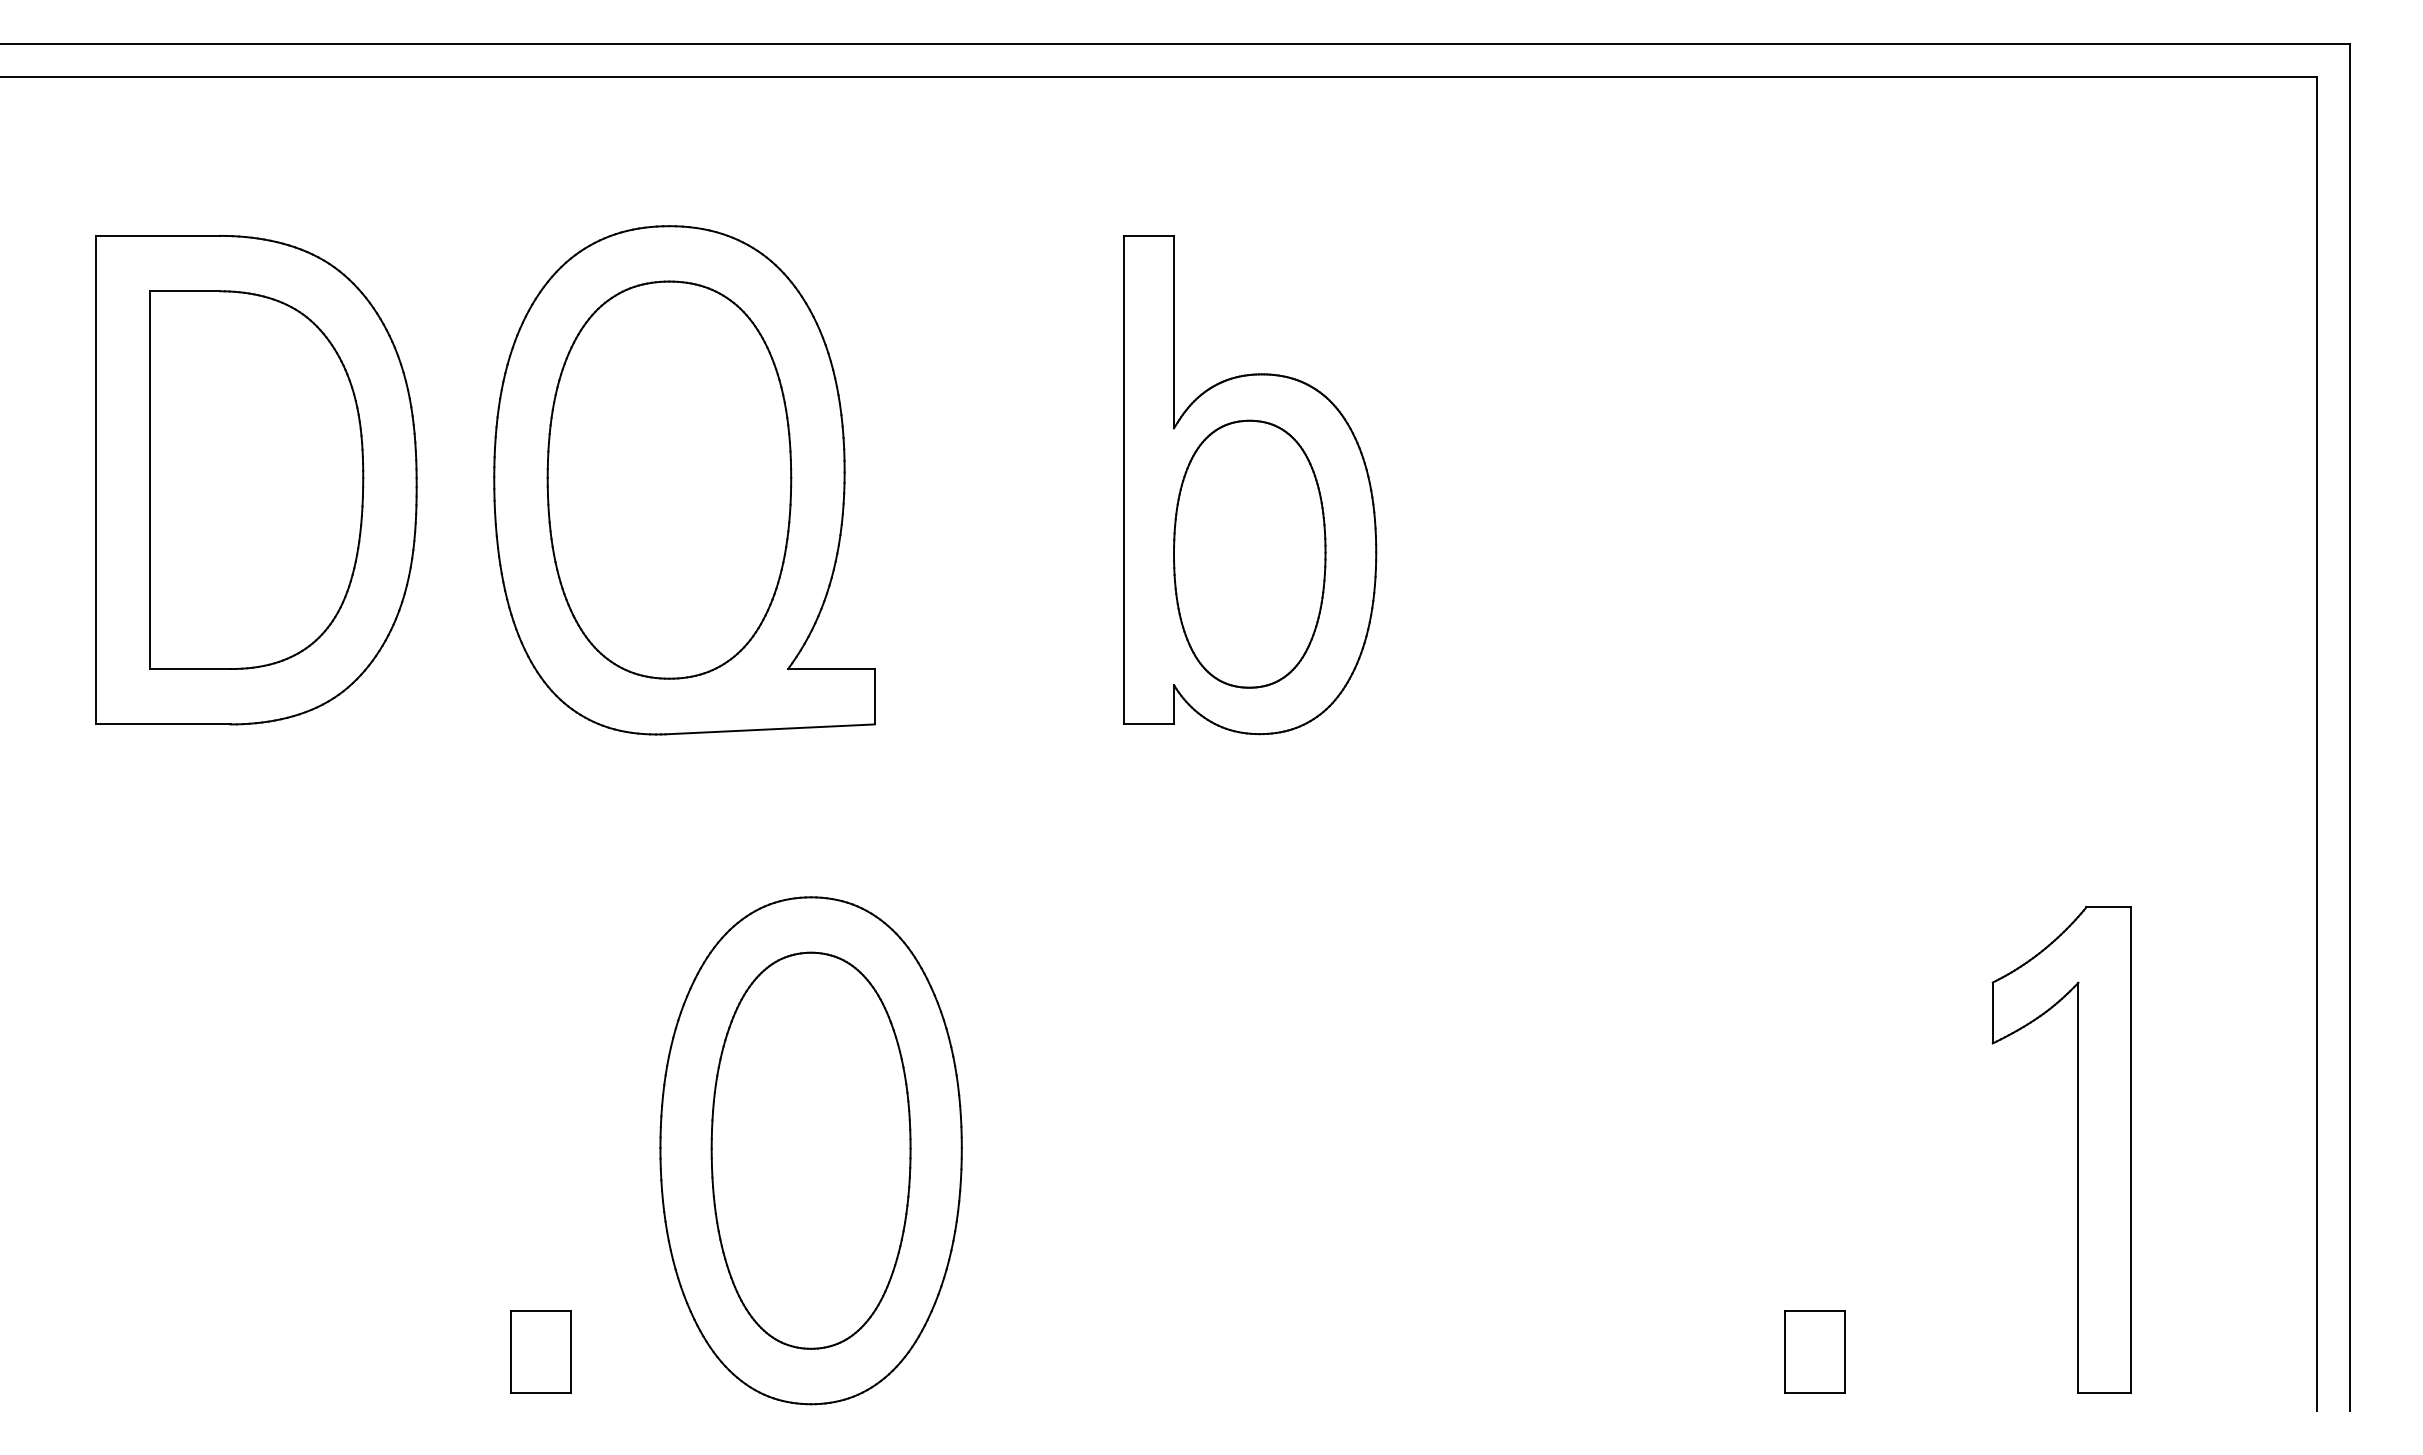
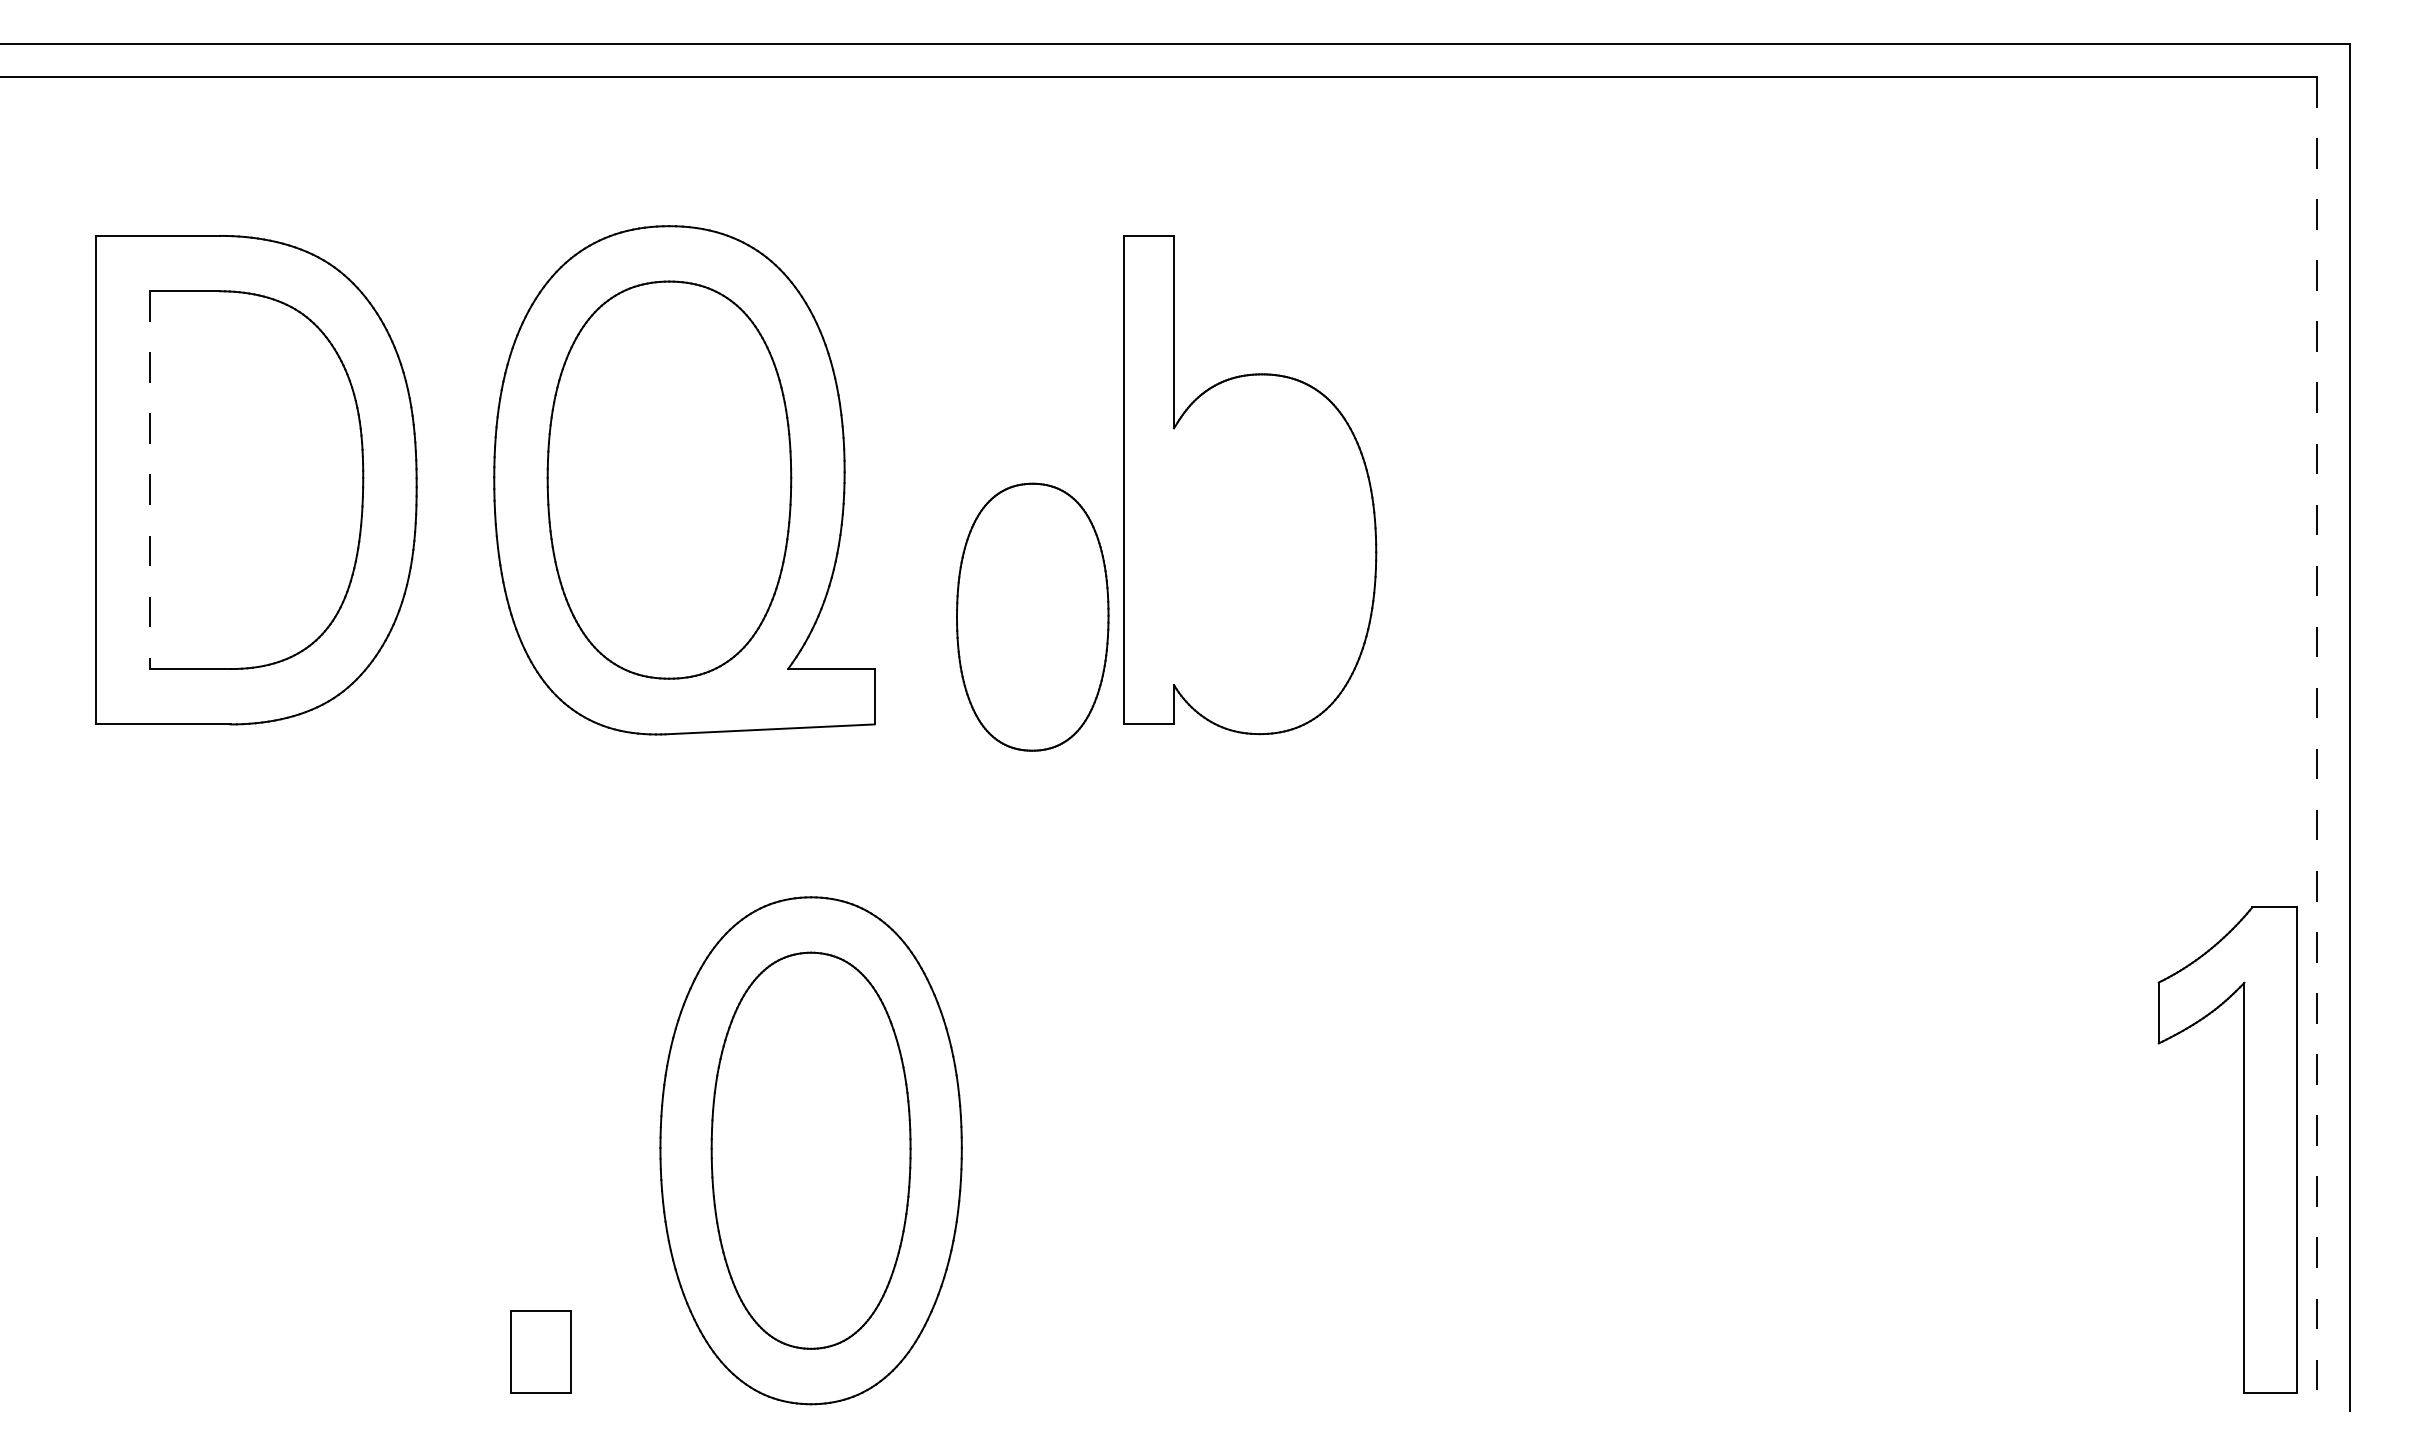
line: solid -> dashed (149, 480)
part position: (1249, 553) -> (1032, 616) (1032, 616)
line: solid -> dashed (2316, 744)
part position: (2077, 1149) -> (2243, 1149) (2243, 1149)
part: present -> none (1814, 1351)
